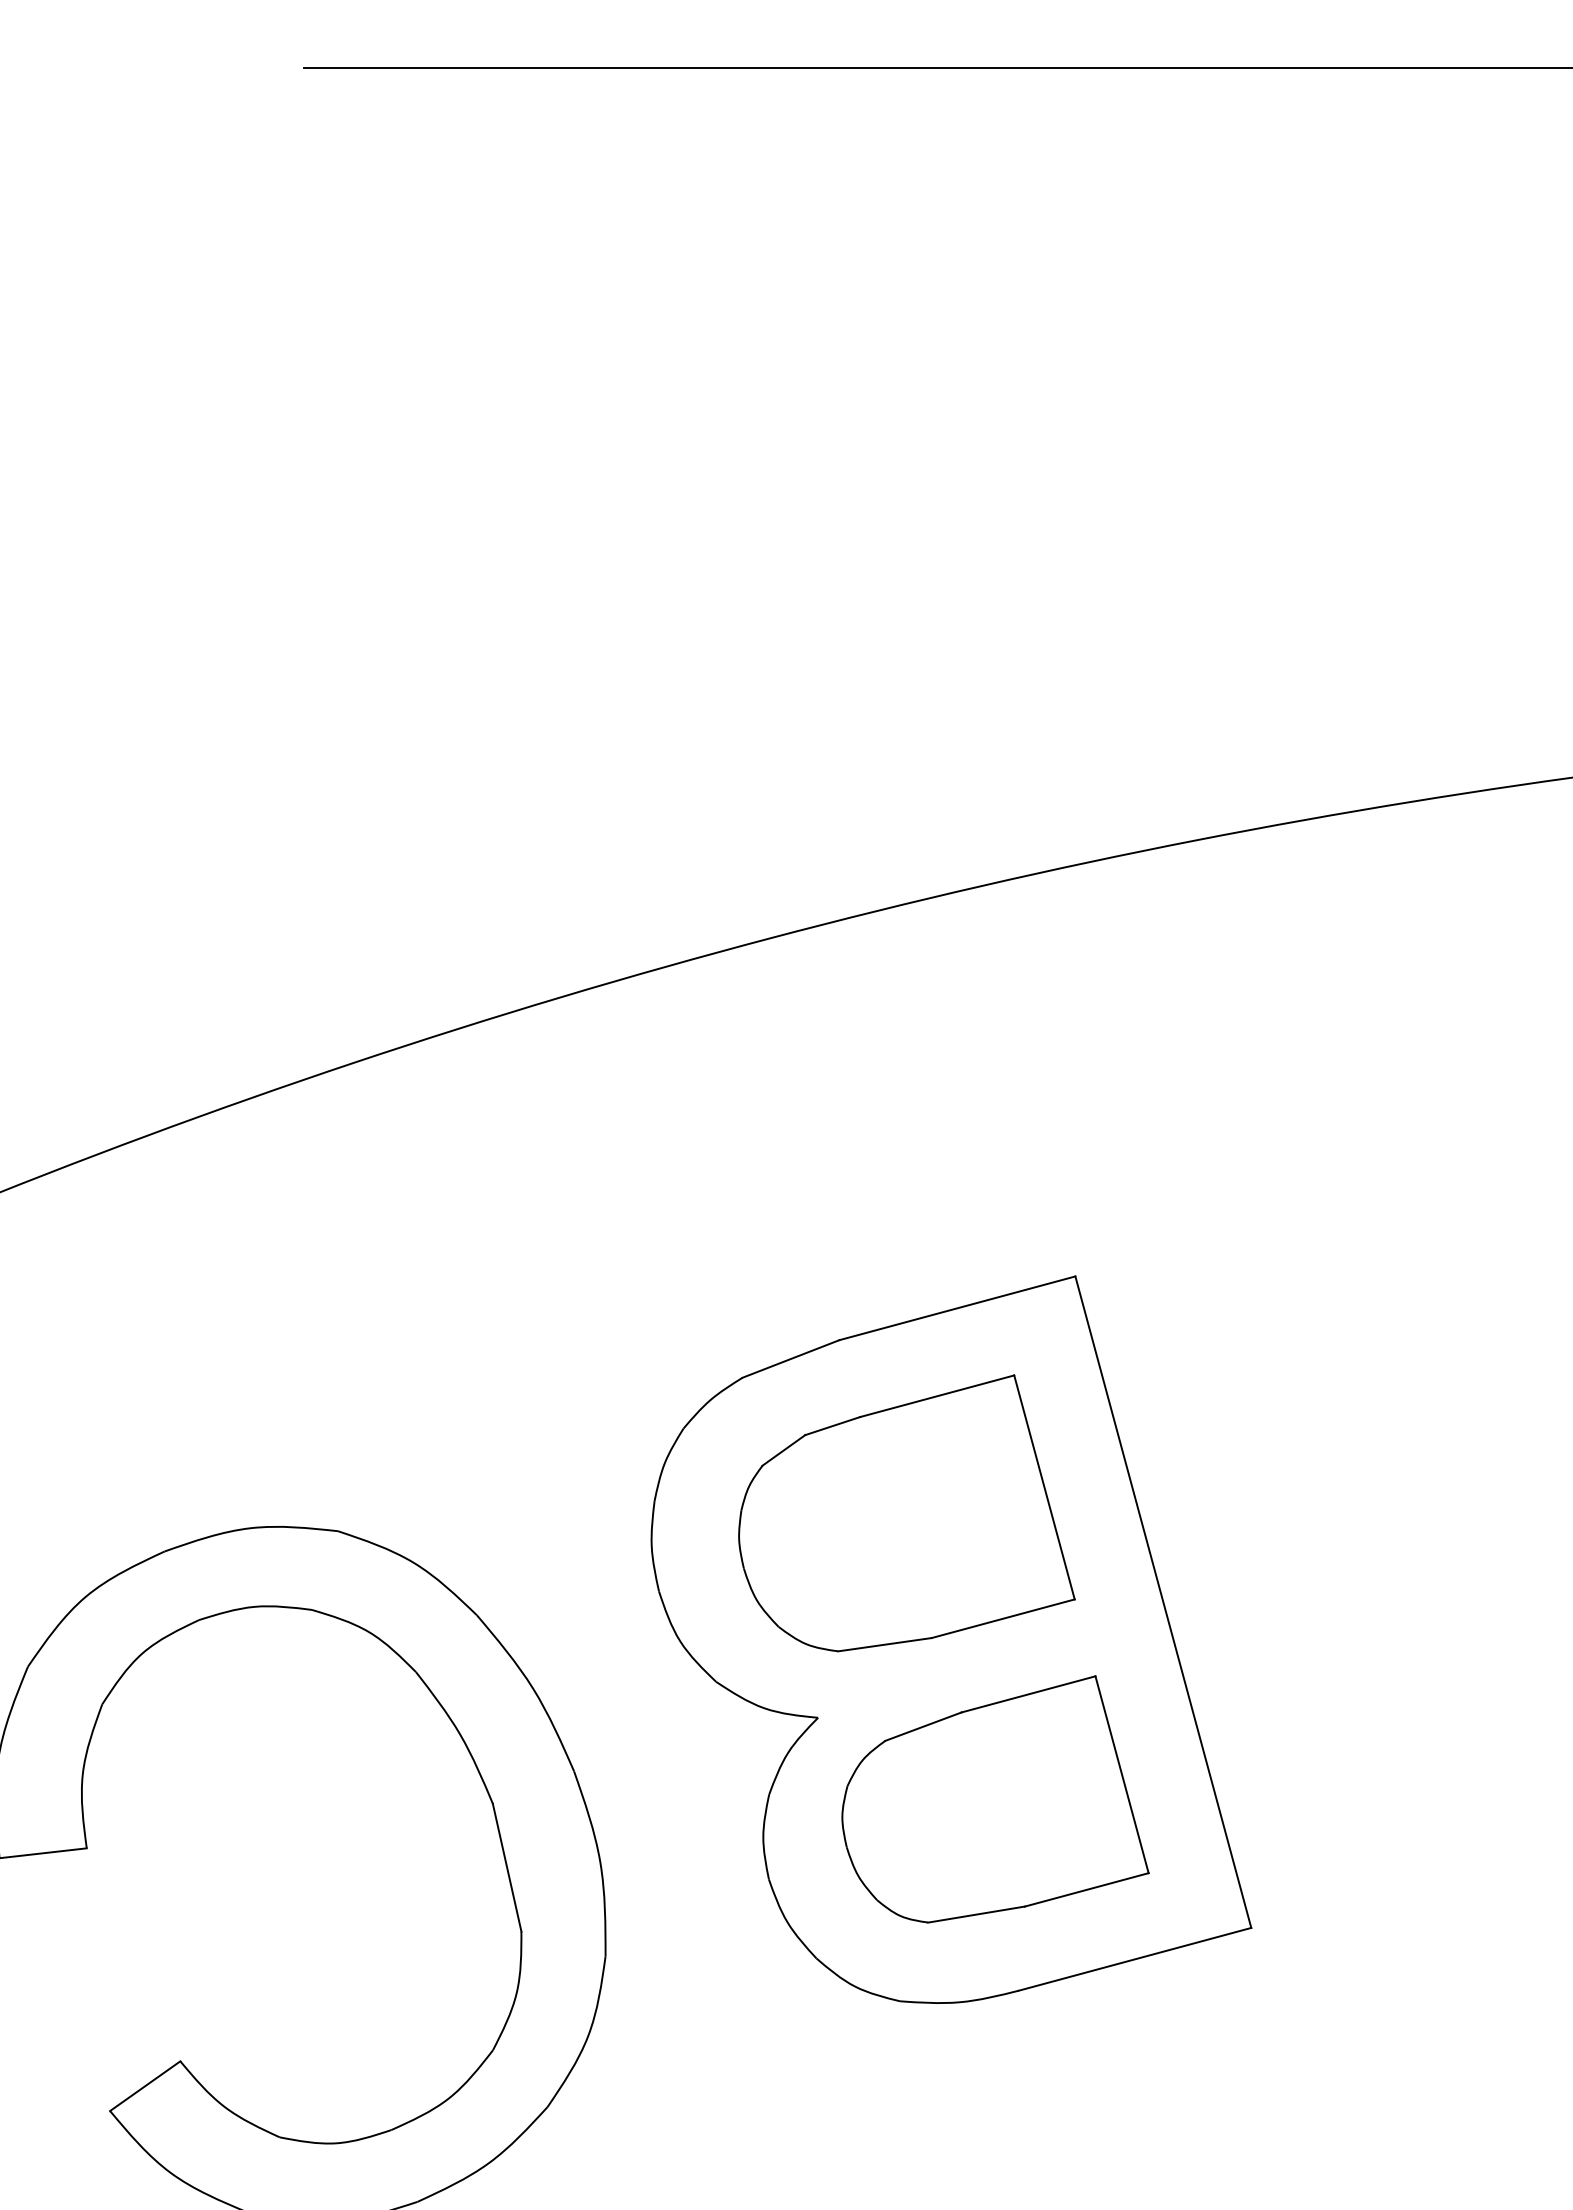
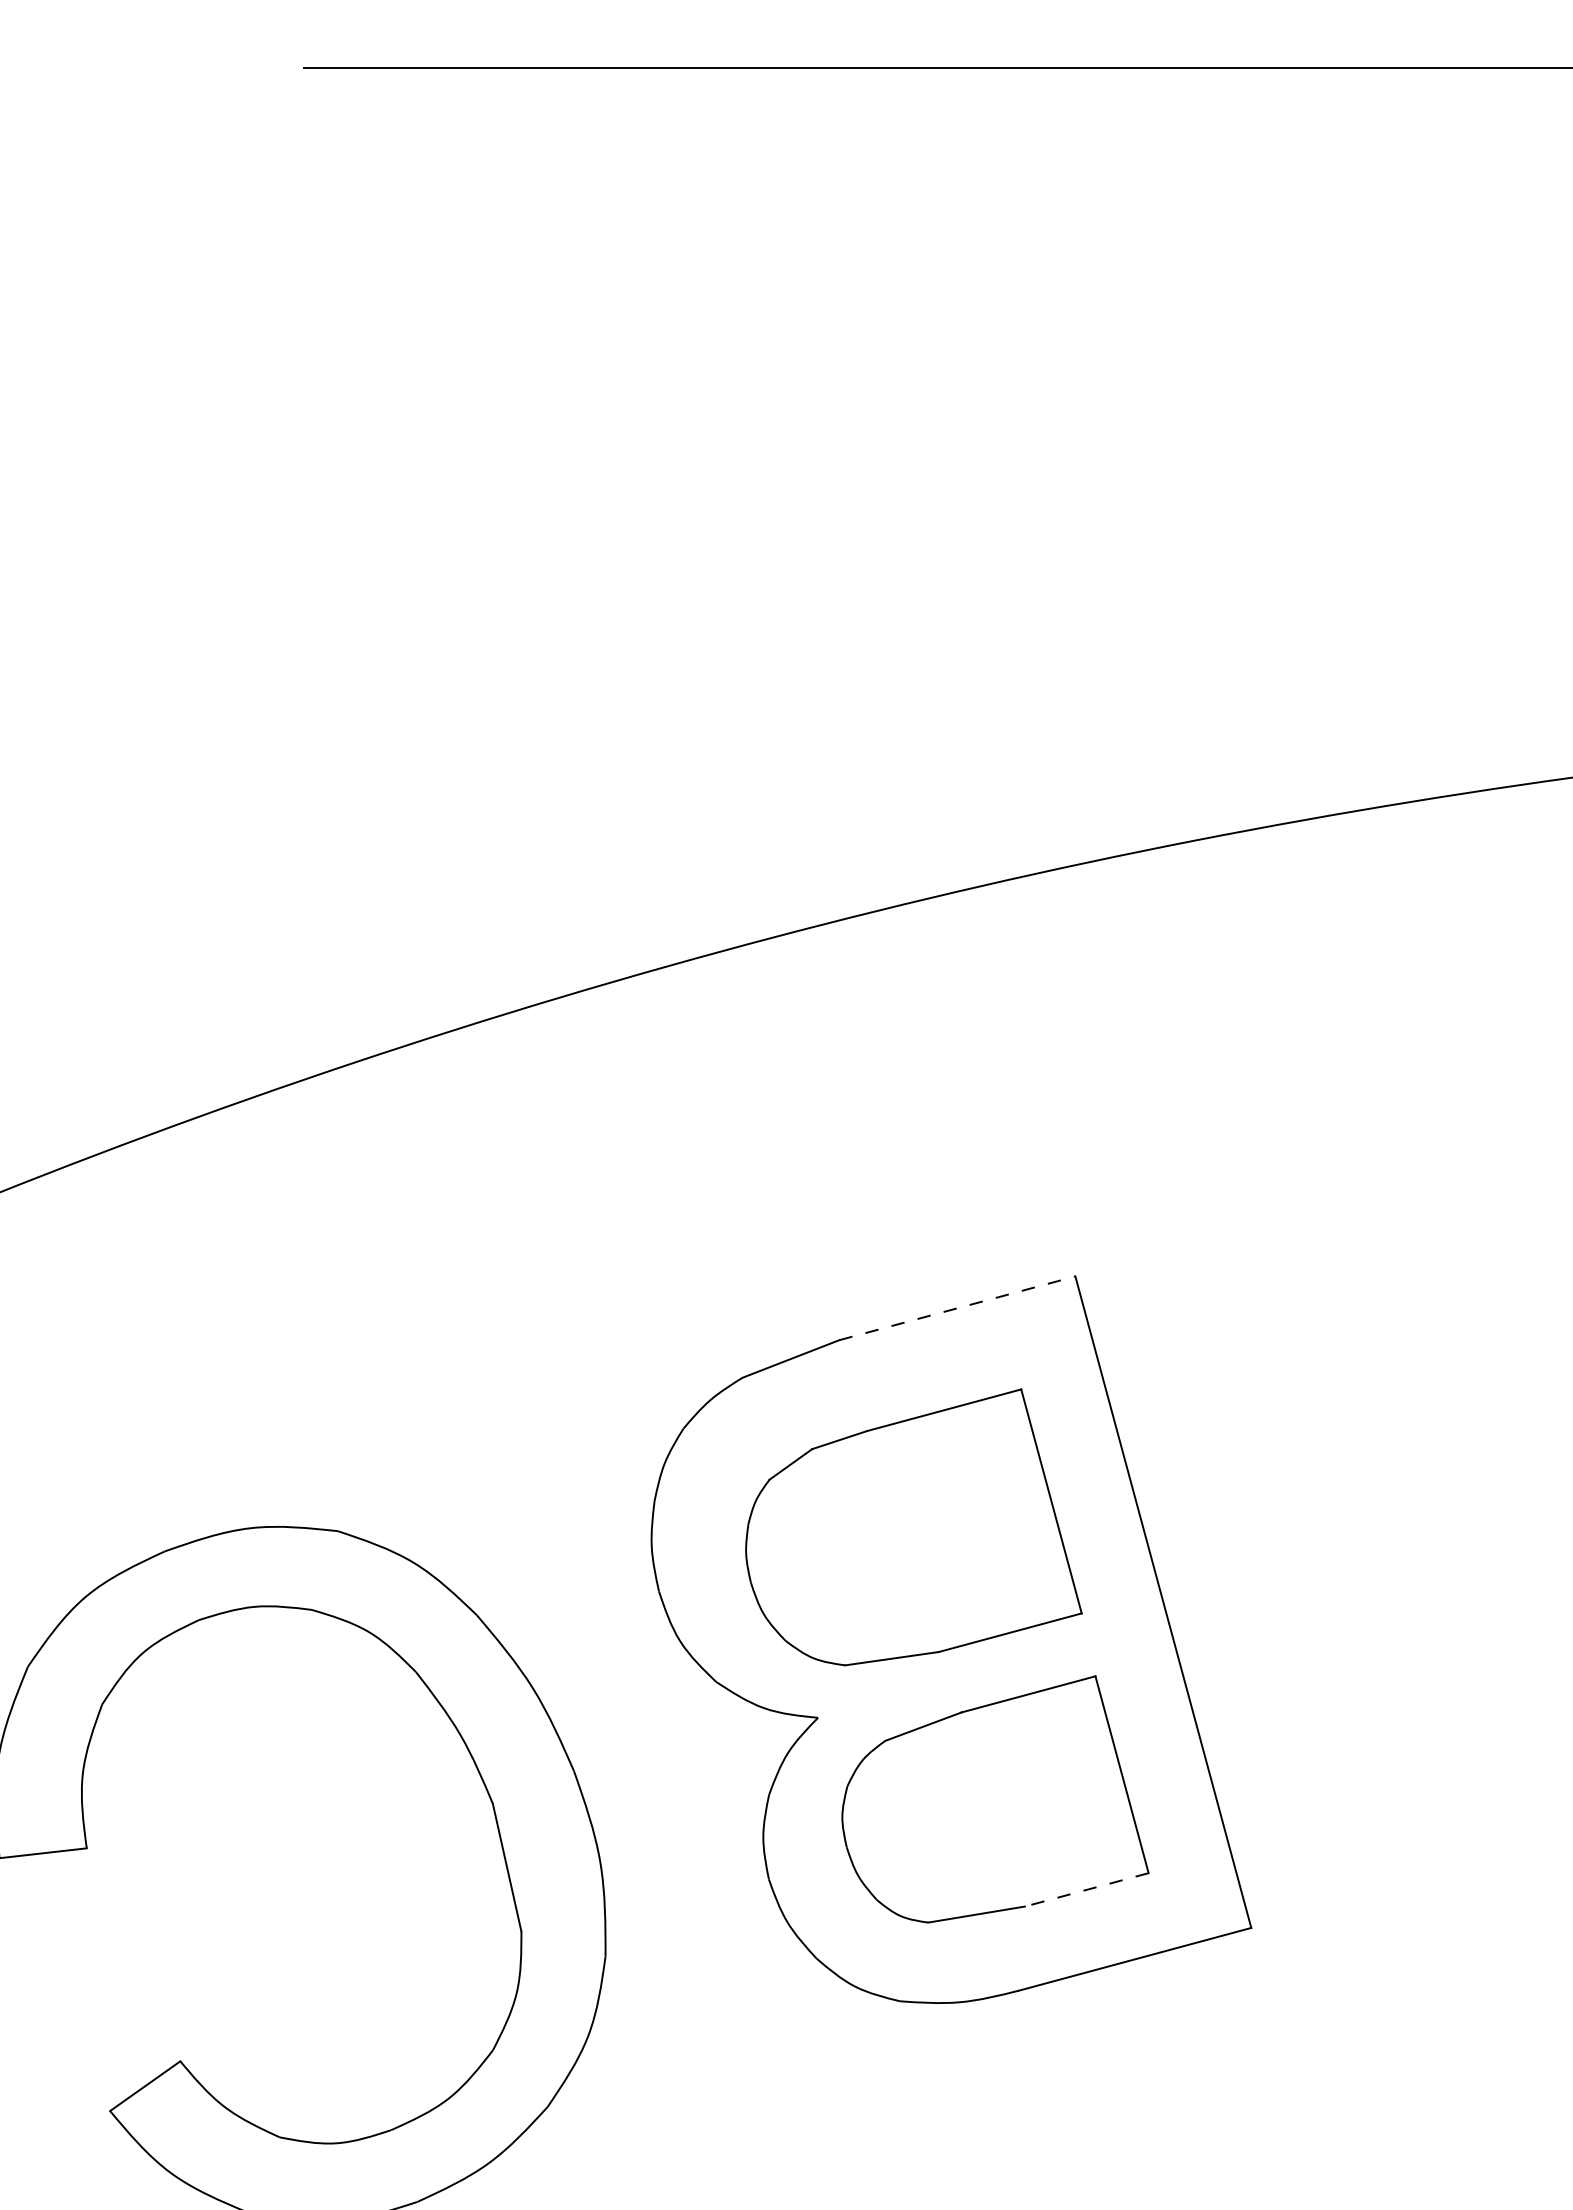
line: solid -> dashed (957, 1308)
part position: (906, 1513) -> (913, 1527) (913, 1527)
line: solid -> dashed (1086, 1890)
